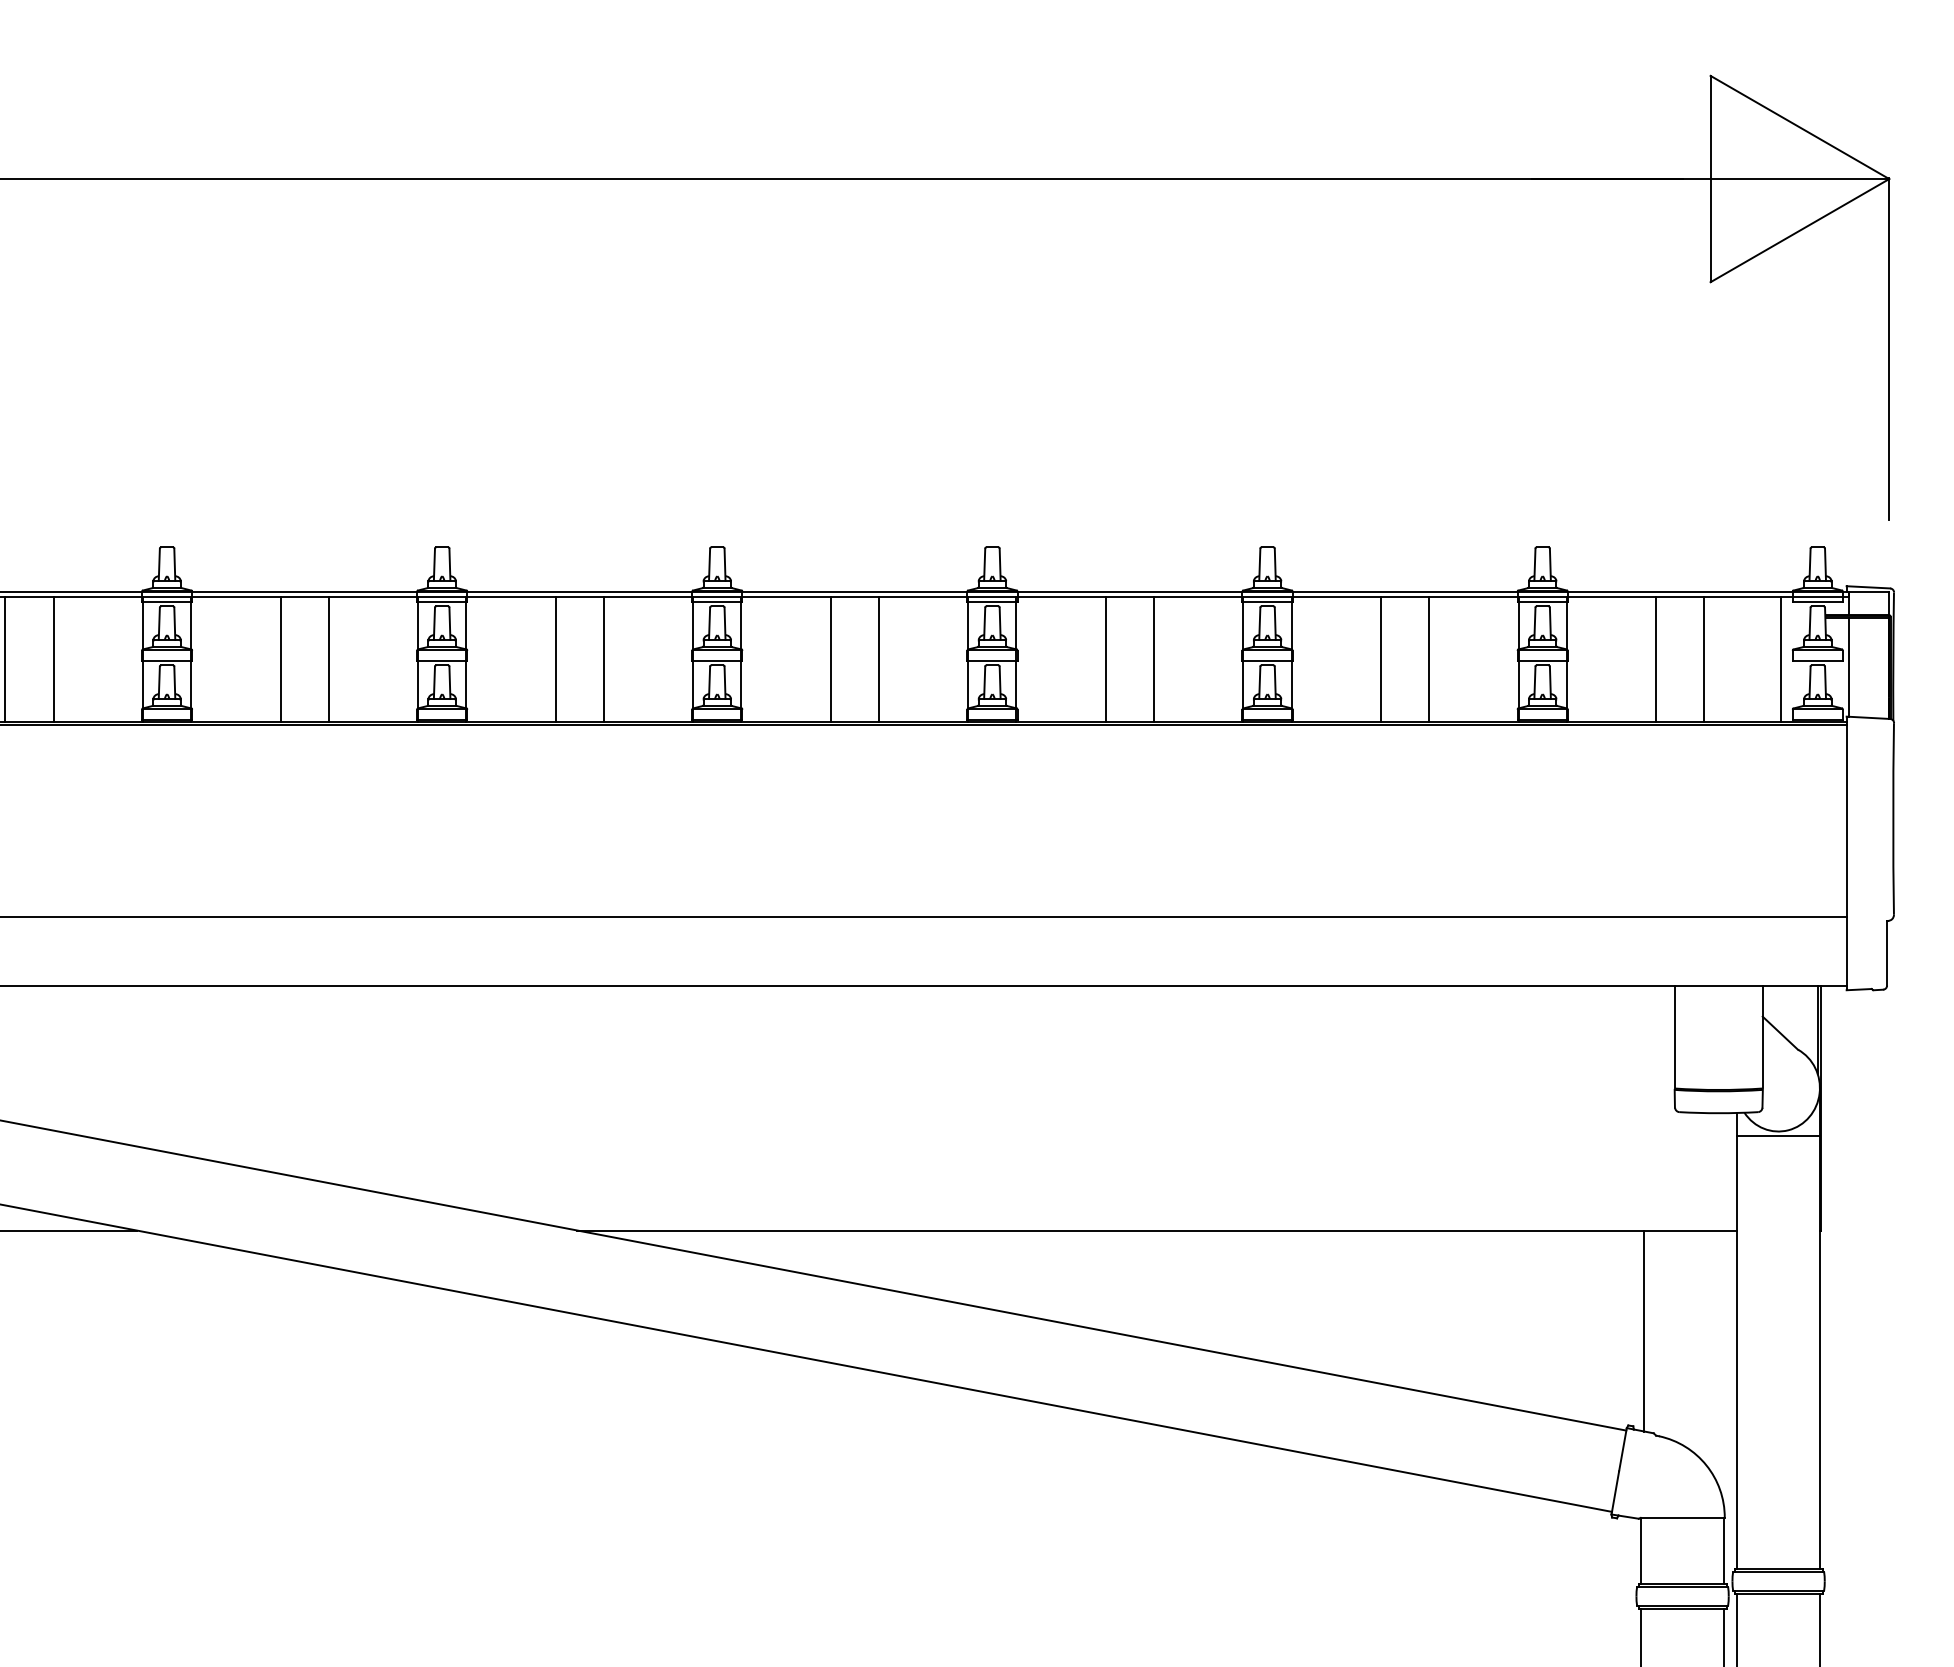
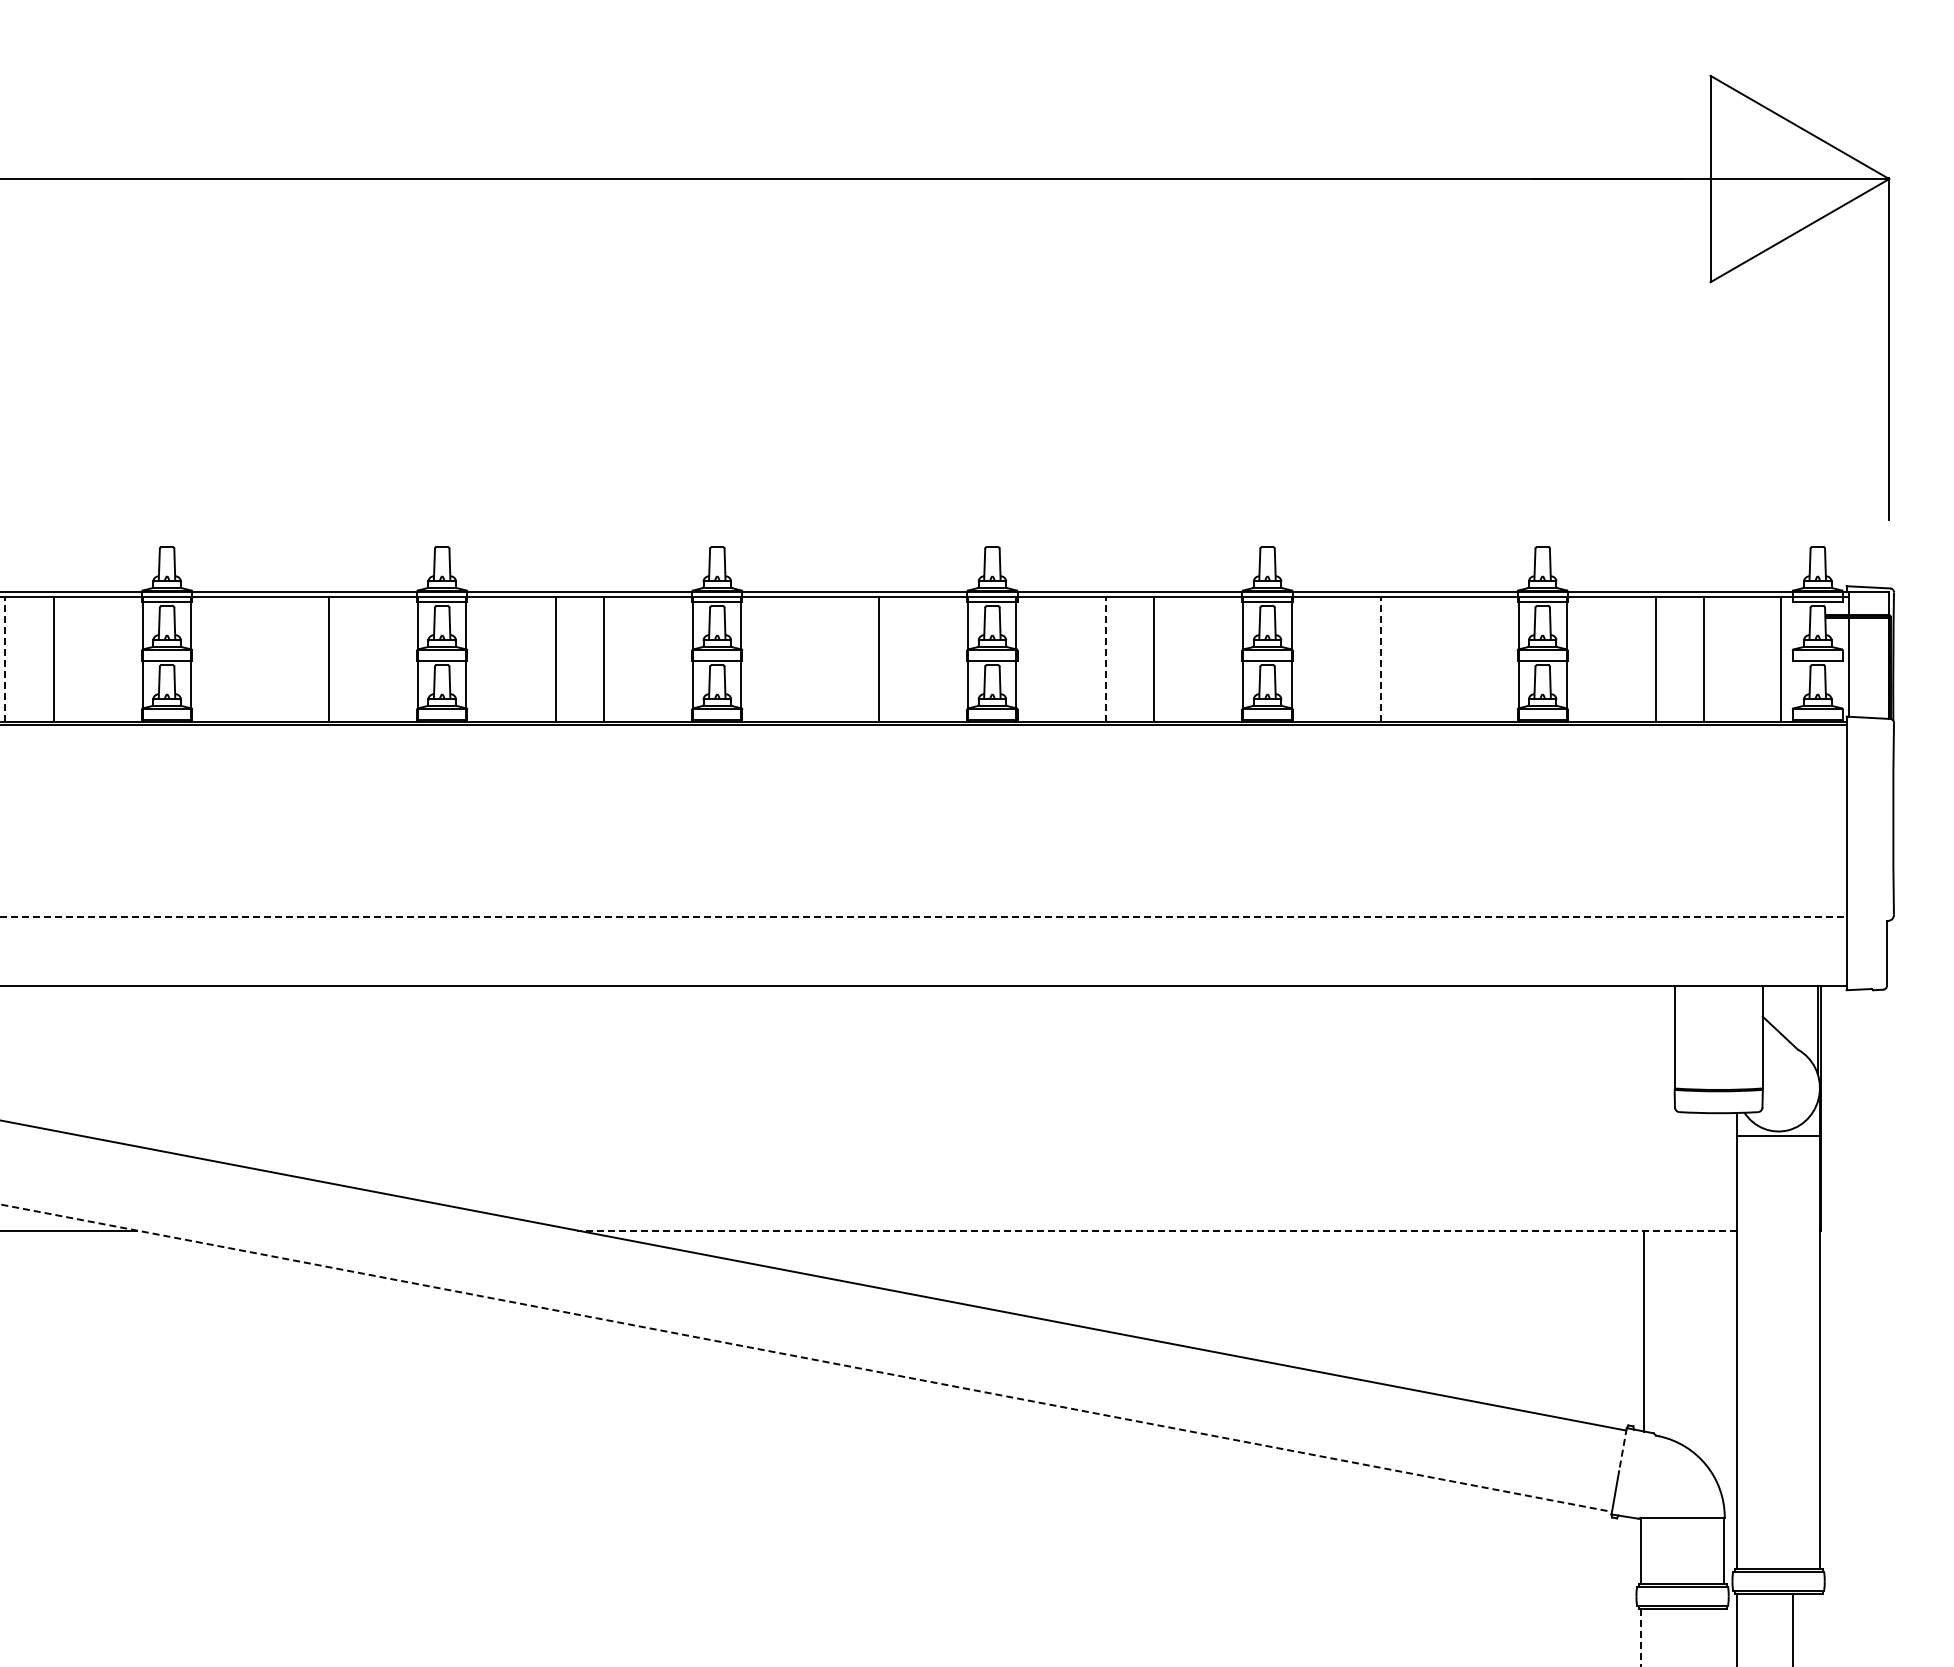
line: solid -> dashed (5, 659)
line: present -> none (280, 659)
line: present -> none (830, 659)
line: solid -> dashed (1105, 659)
line: solid -> dashed (1381, 659)
line: present -> none (1429, 659)
line: solid -> dashed (924, 917)
line: solid -> dashed (1156, 1230)
line: solid -> dashed (806, 1358)
line: solid -> dashed (1622, 1449)
line position: (1819, 1628) -> (1792, 1628) (1792, 1628)
line: present -> none (1723, 1635)
line: solid -> dashed (1640, 1637)
